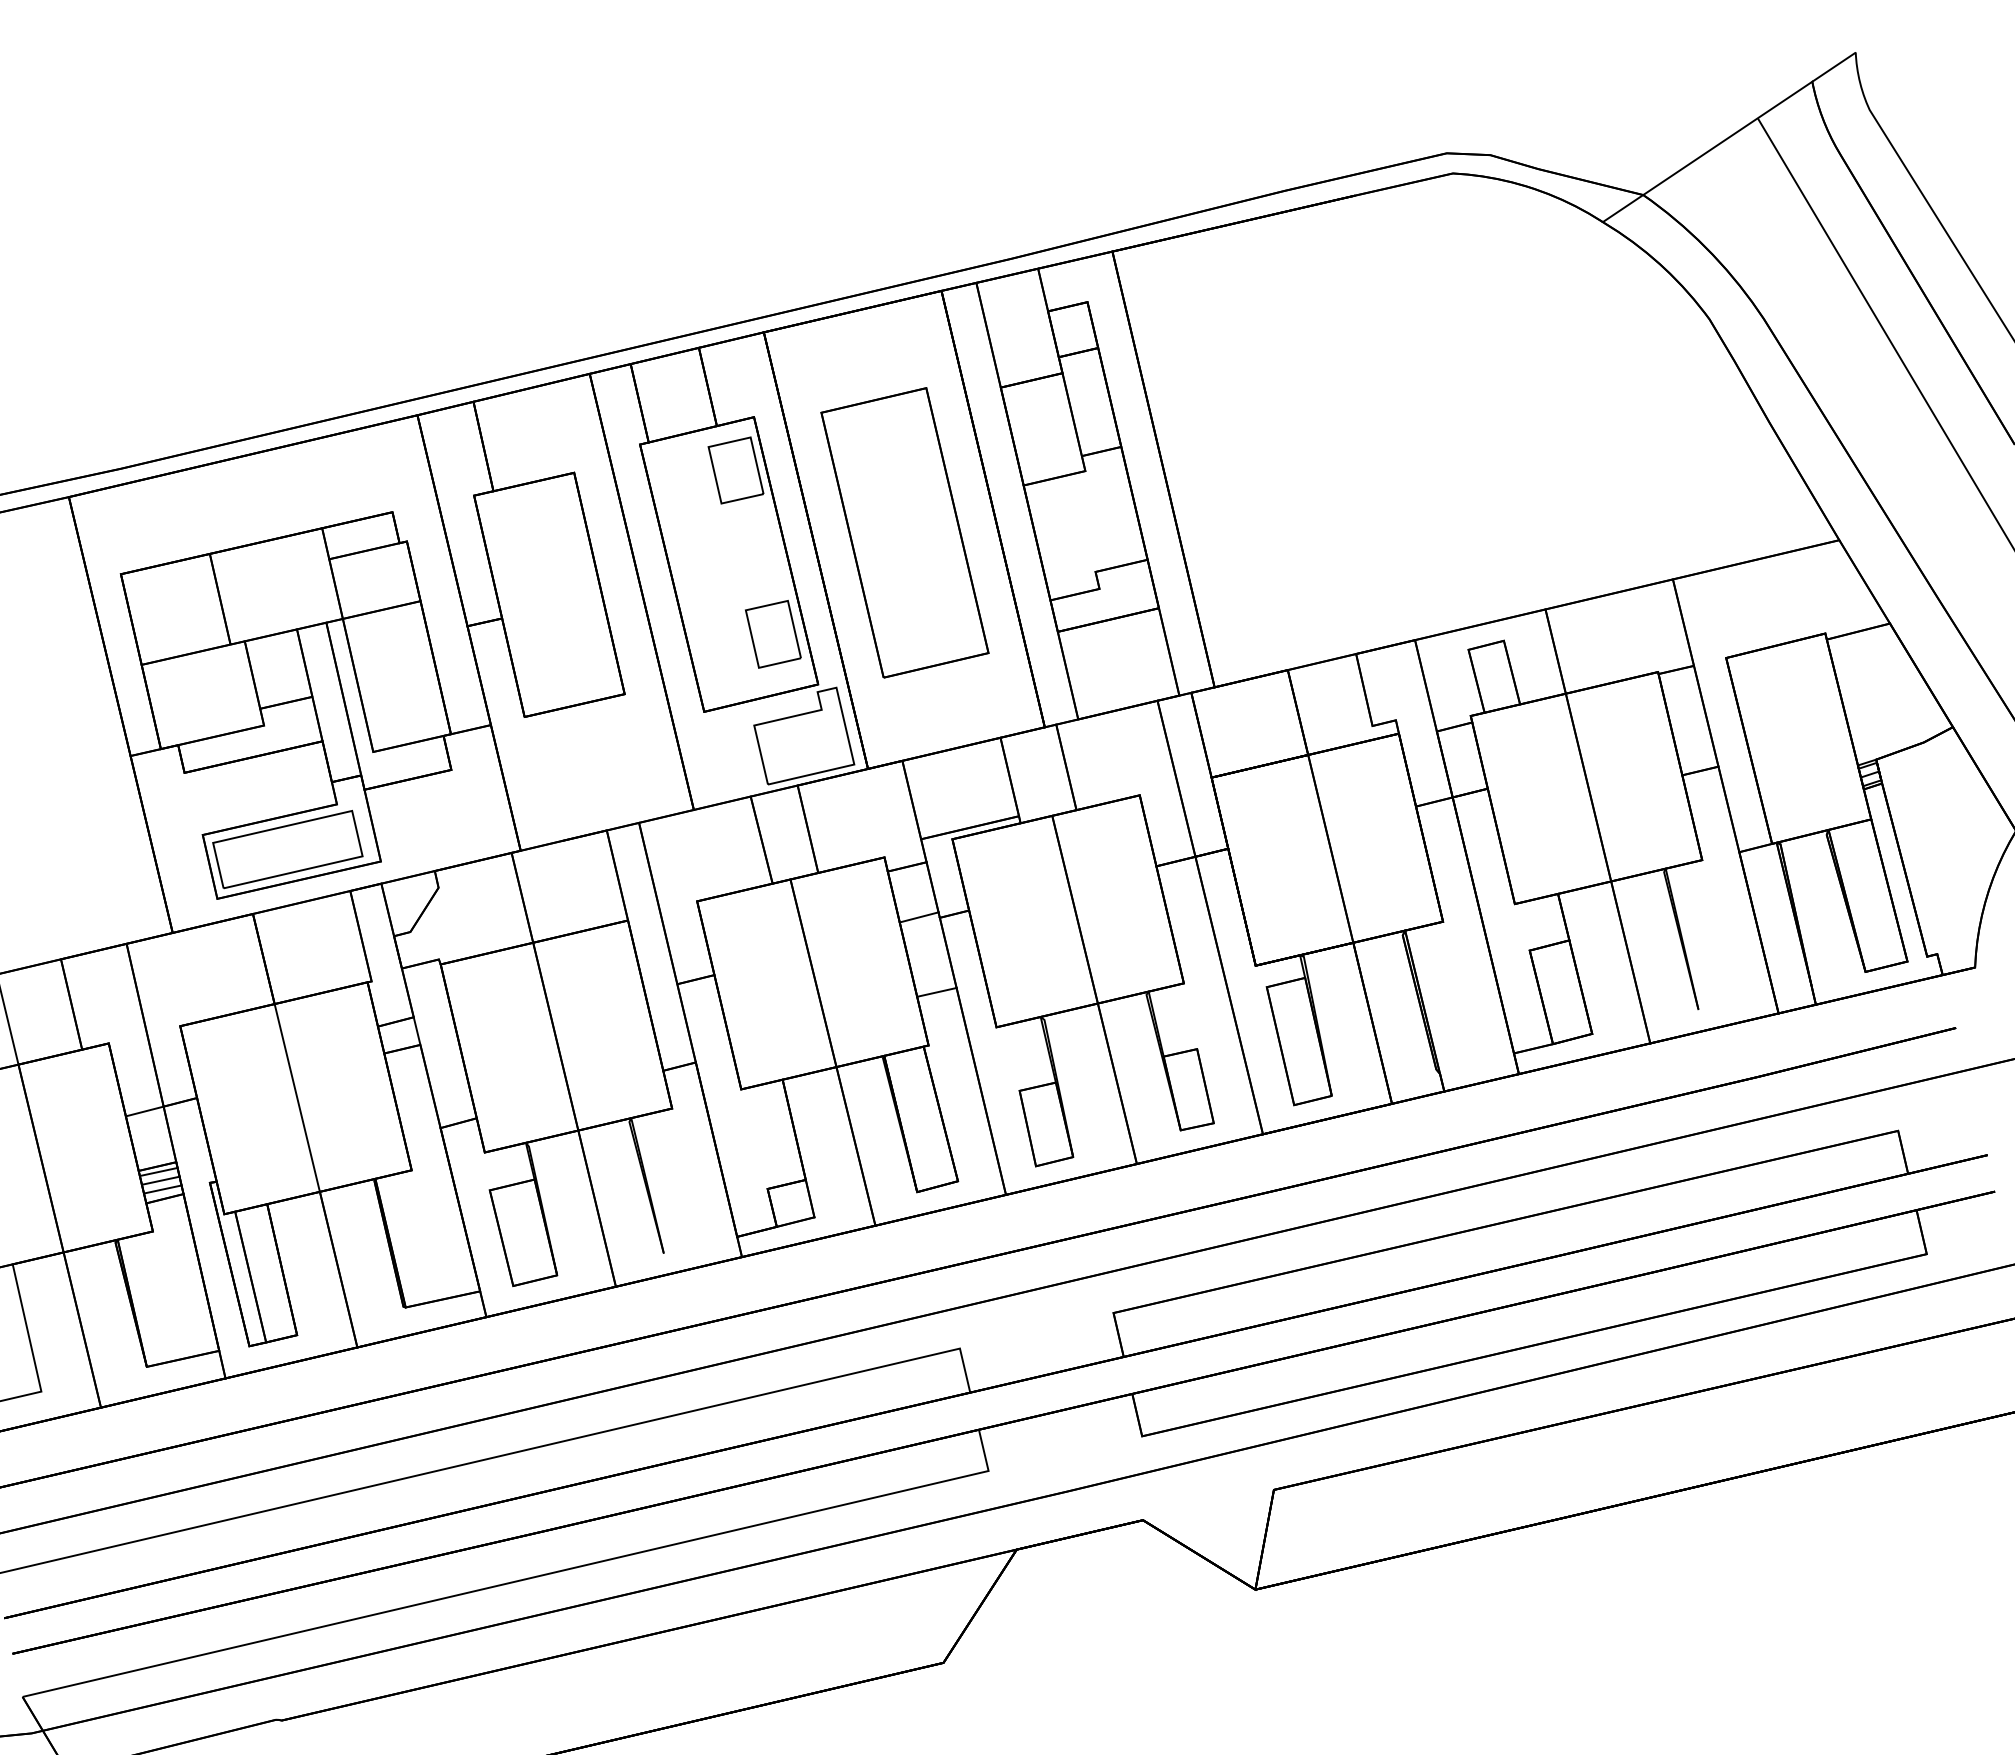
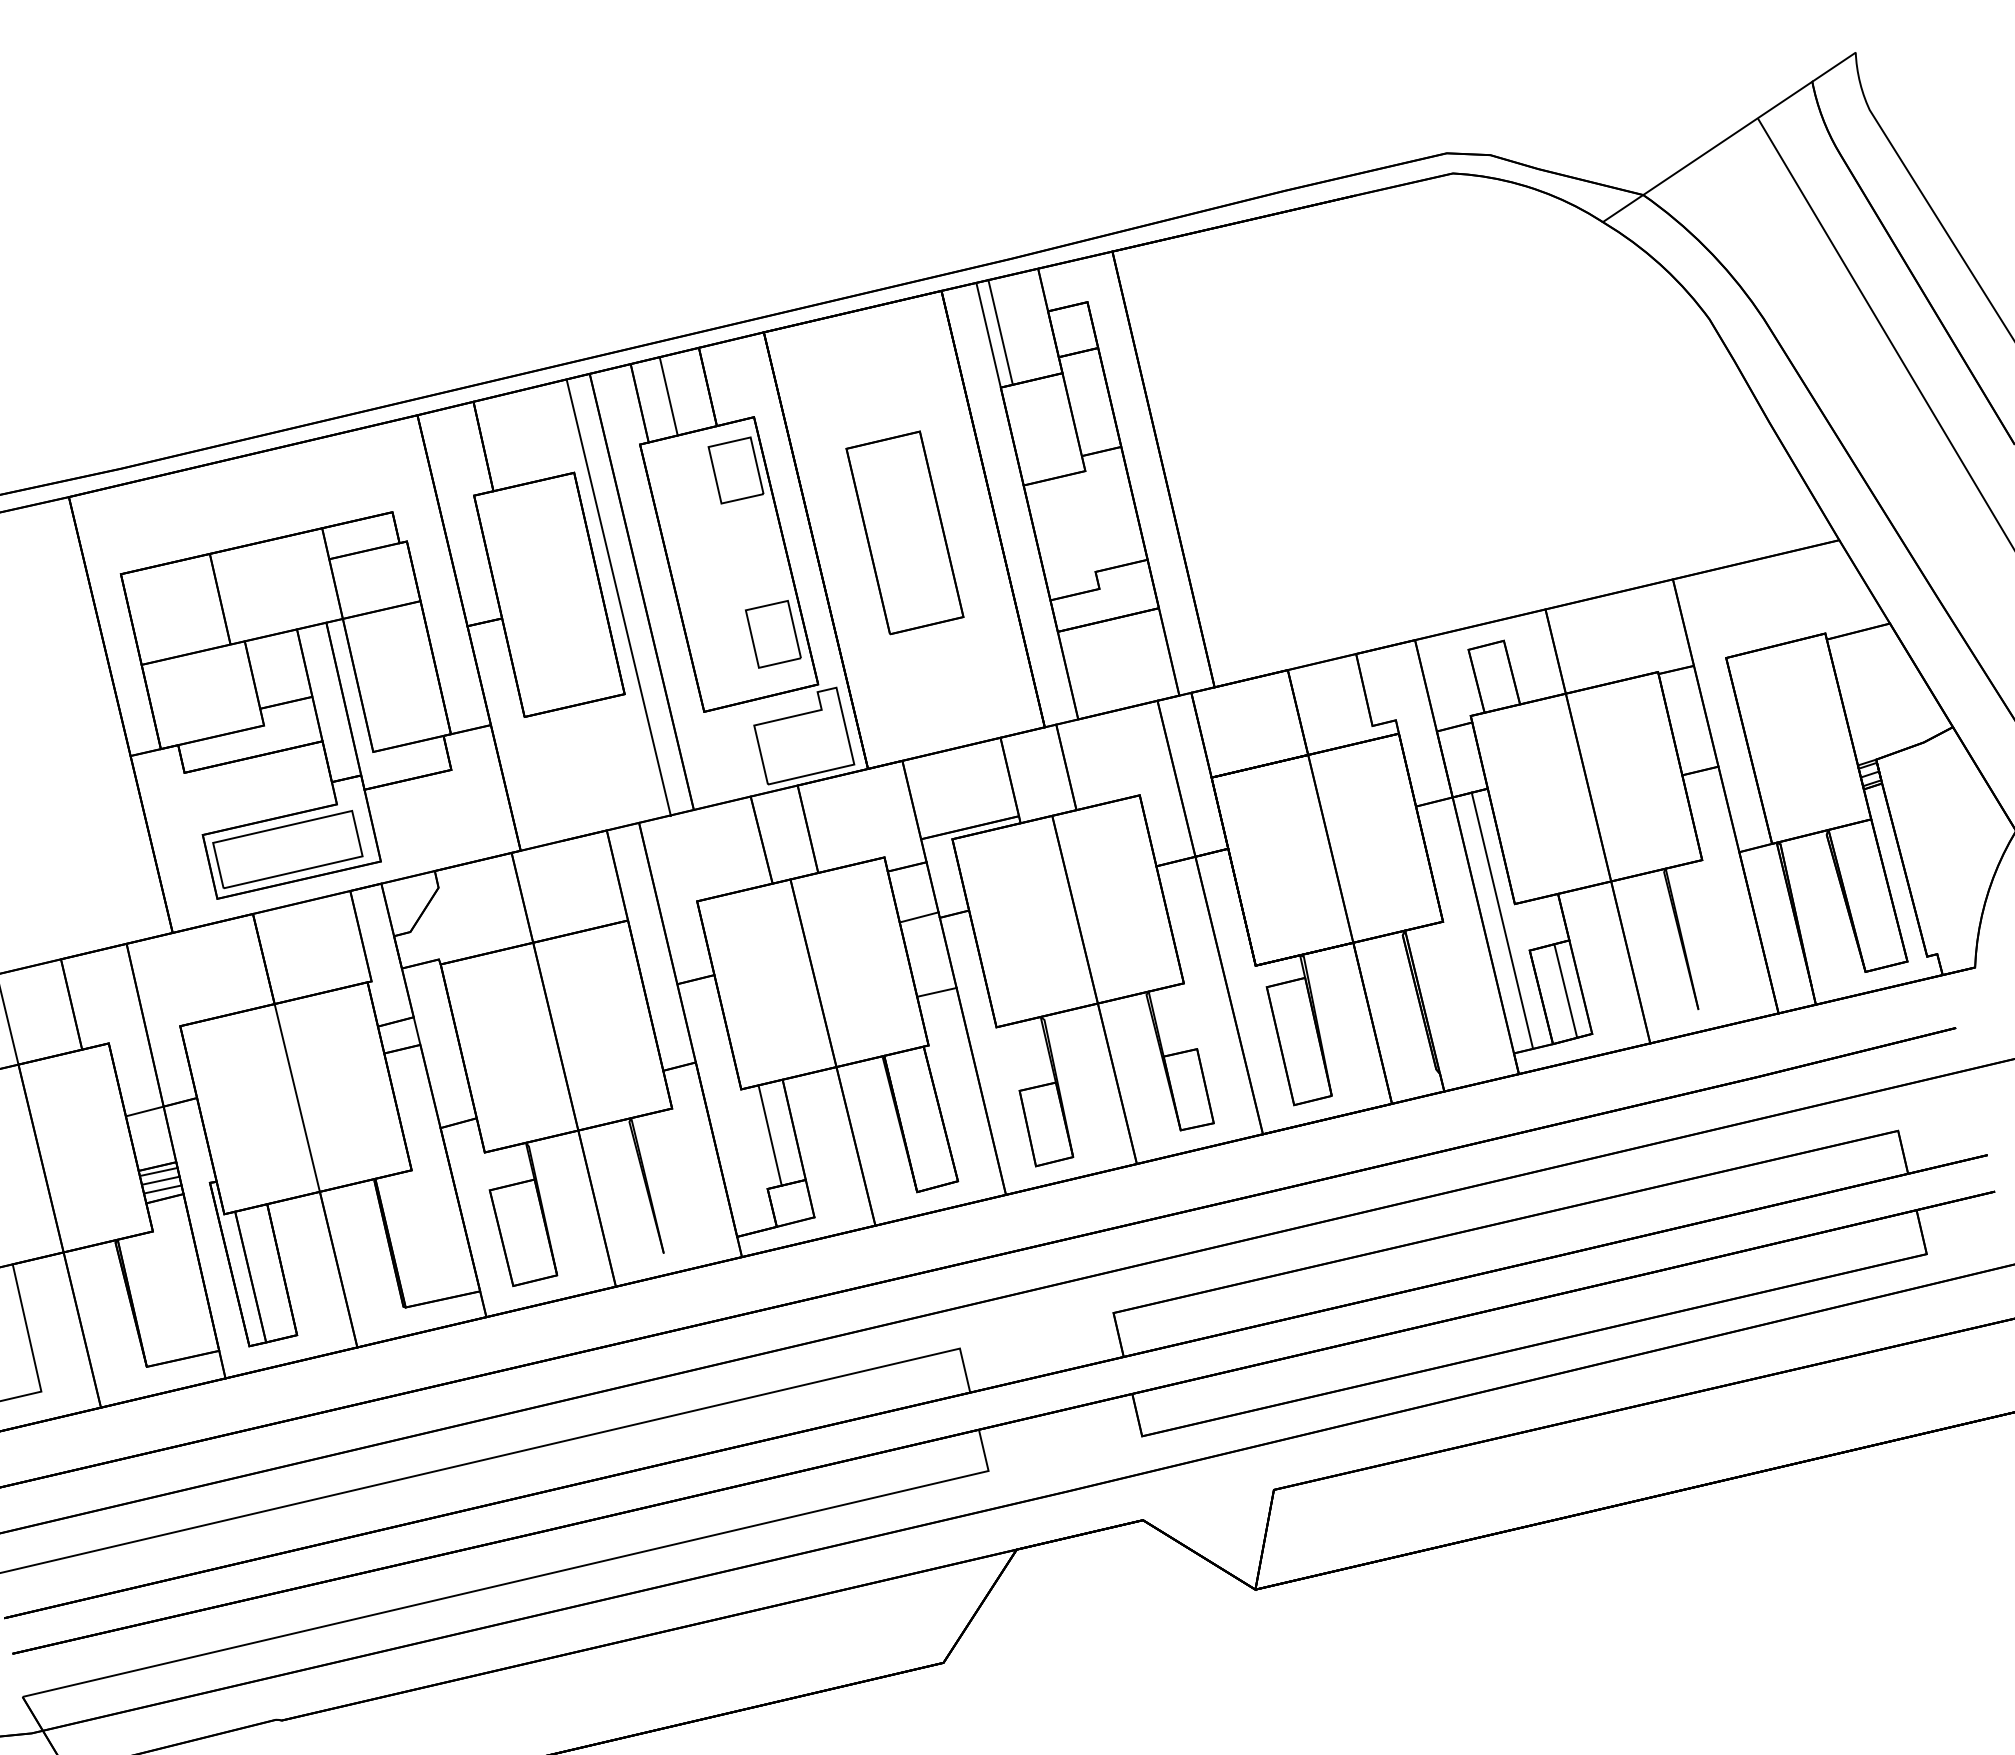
line position: (988, 334) -> (1000, 331) (1000, 331)
line position: (639, 403) -> (668, 396) (668, 396)
part size: 170x292 px -> 120x206 px (904, 532)
line position: (641, 591) -> (618, 597) (618, 597)
line position: (1482, 925) -> (1501, 920) (1501, 920)
line position: (1580, 986) -> (1565, 990) (1565, 990)
line position: (793, 1129) -> (769, 1135) (769, 1135)
